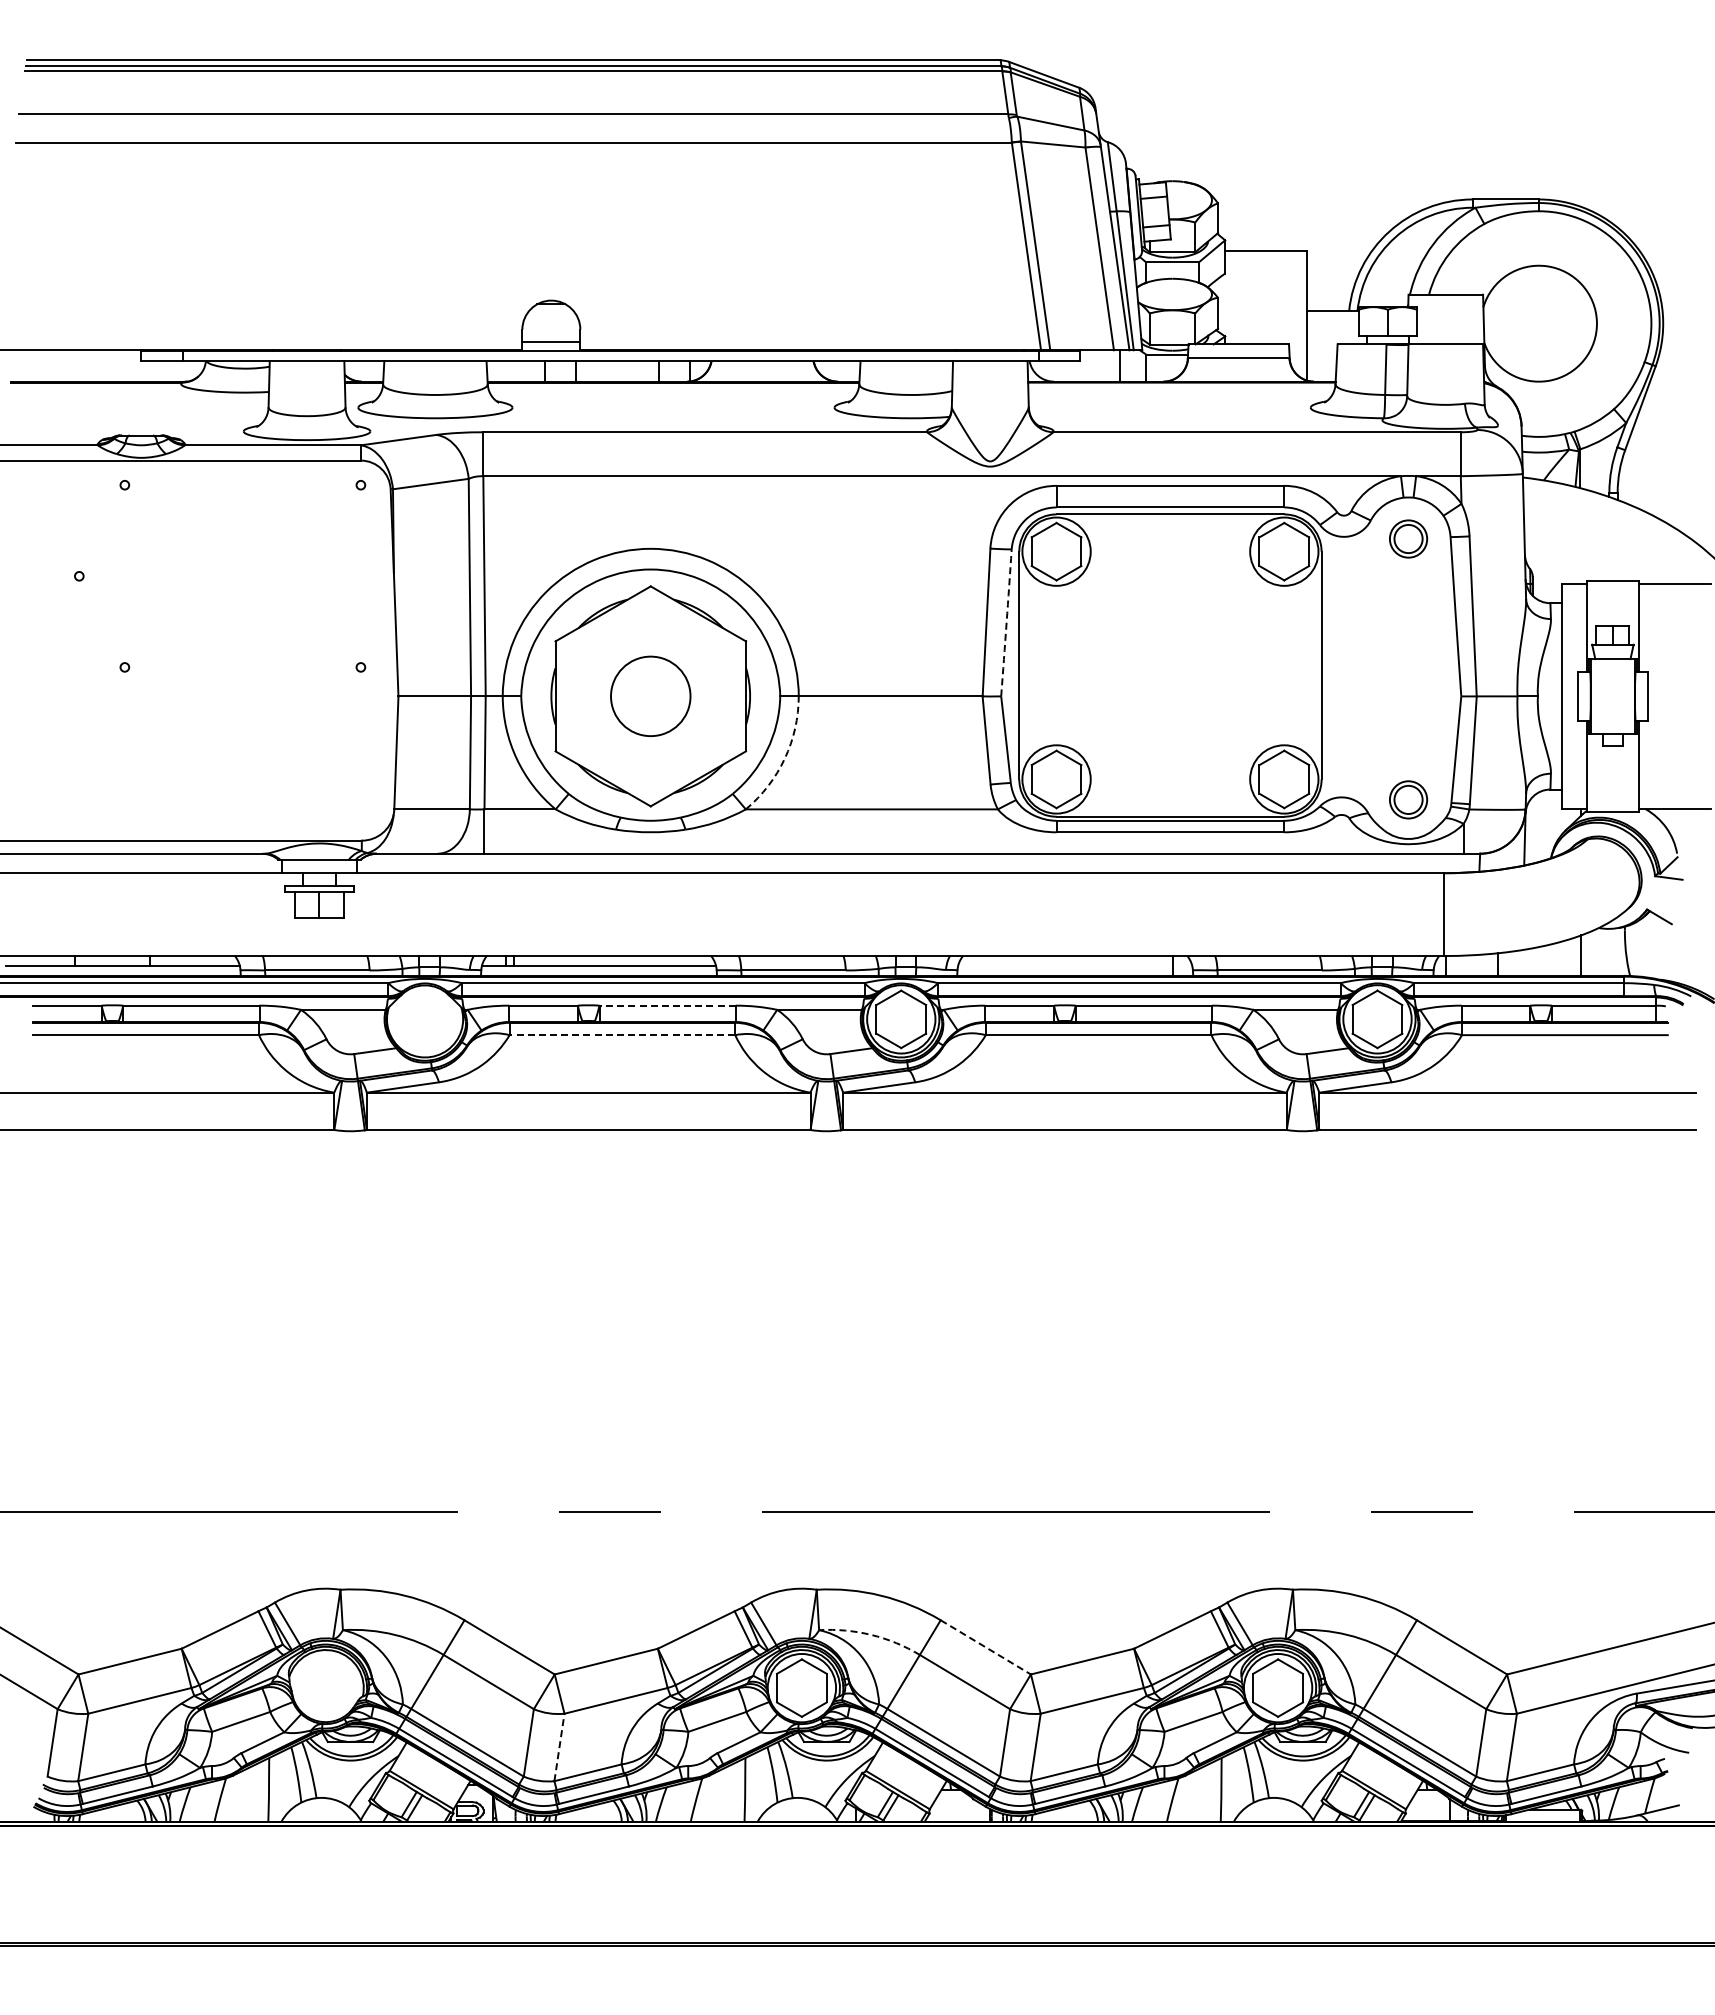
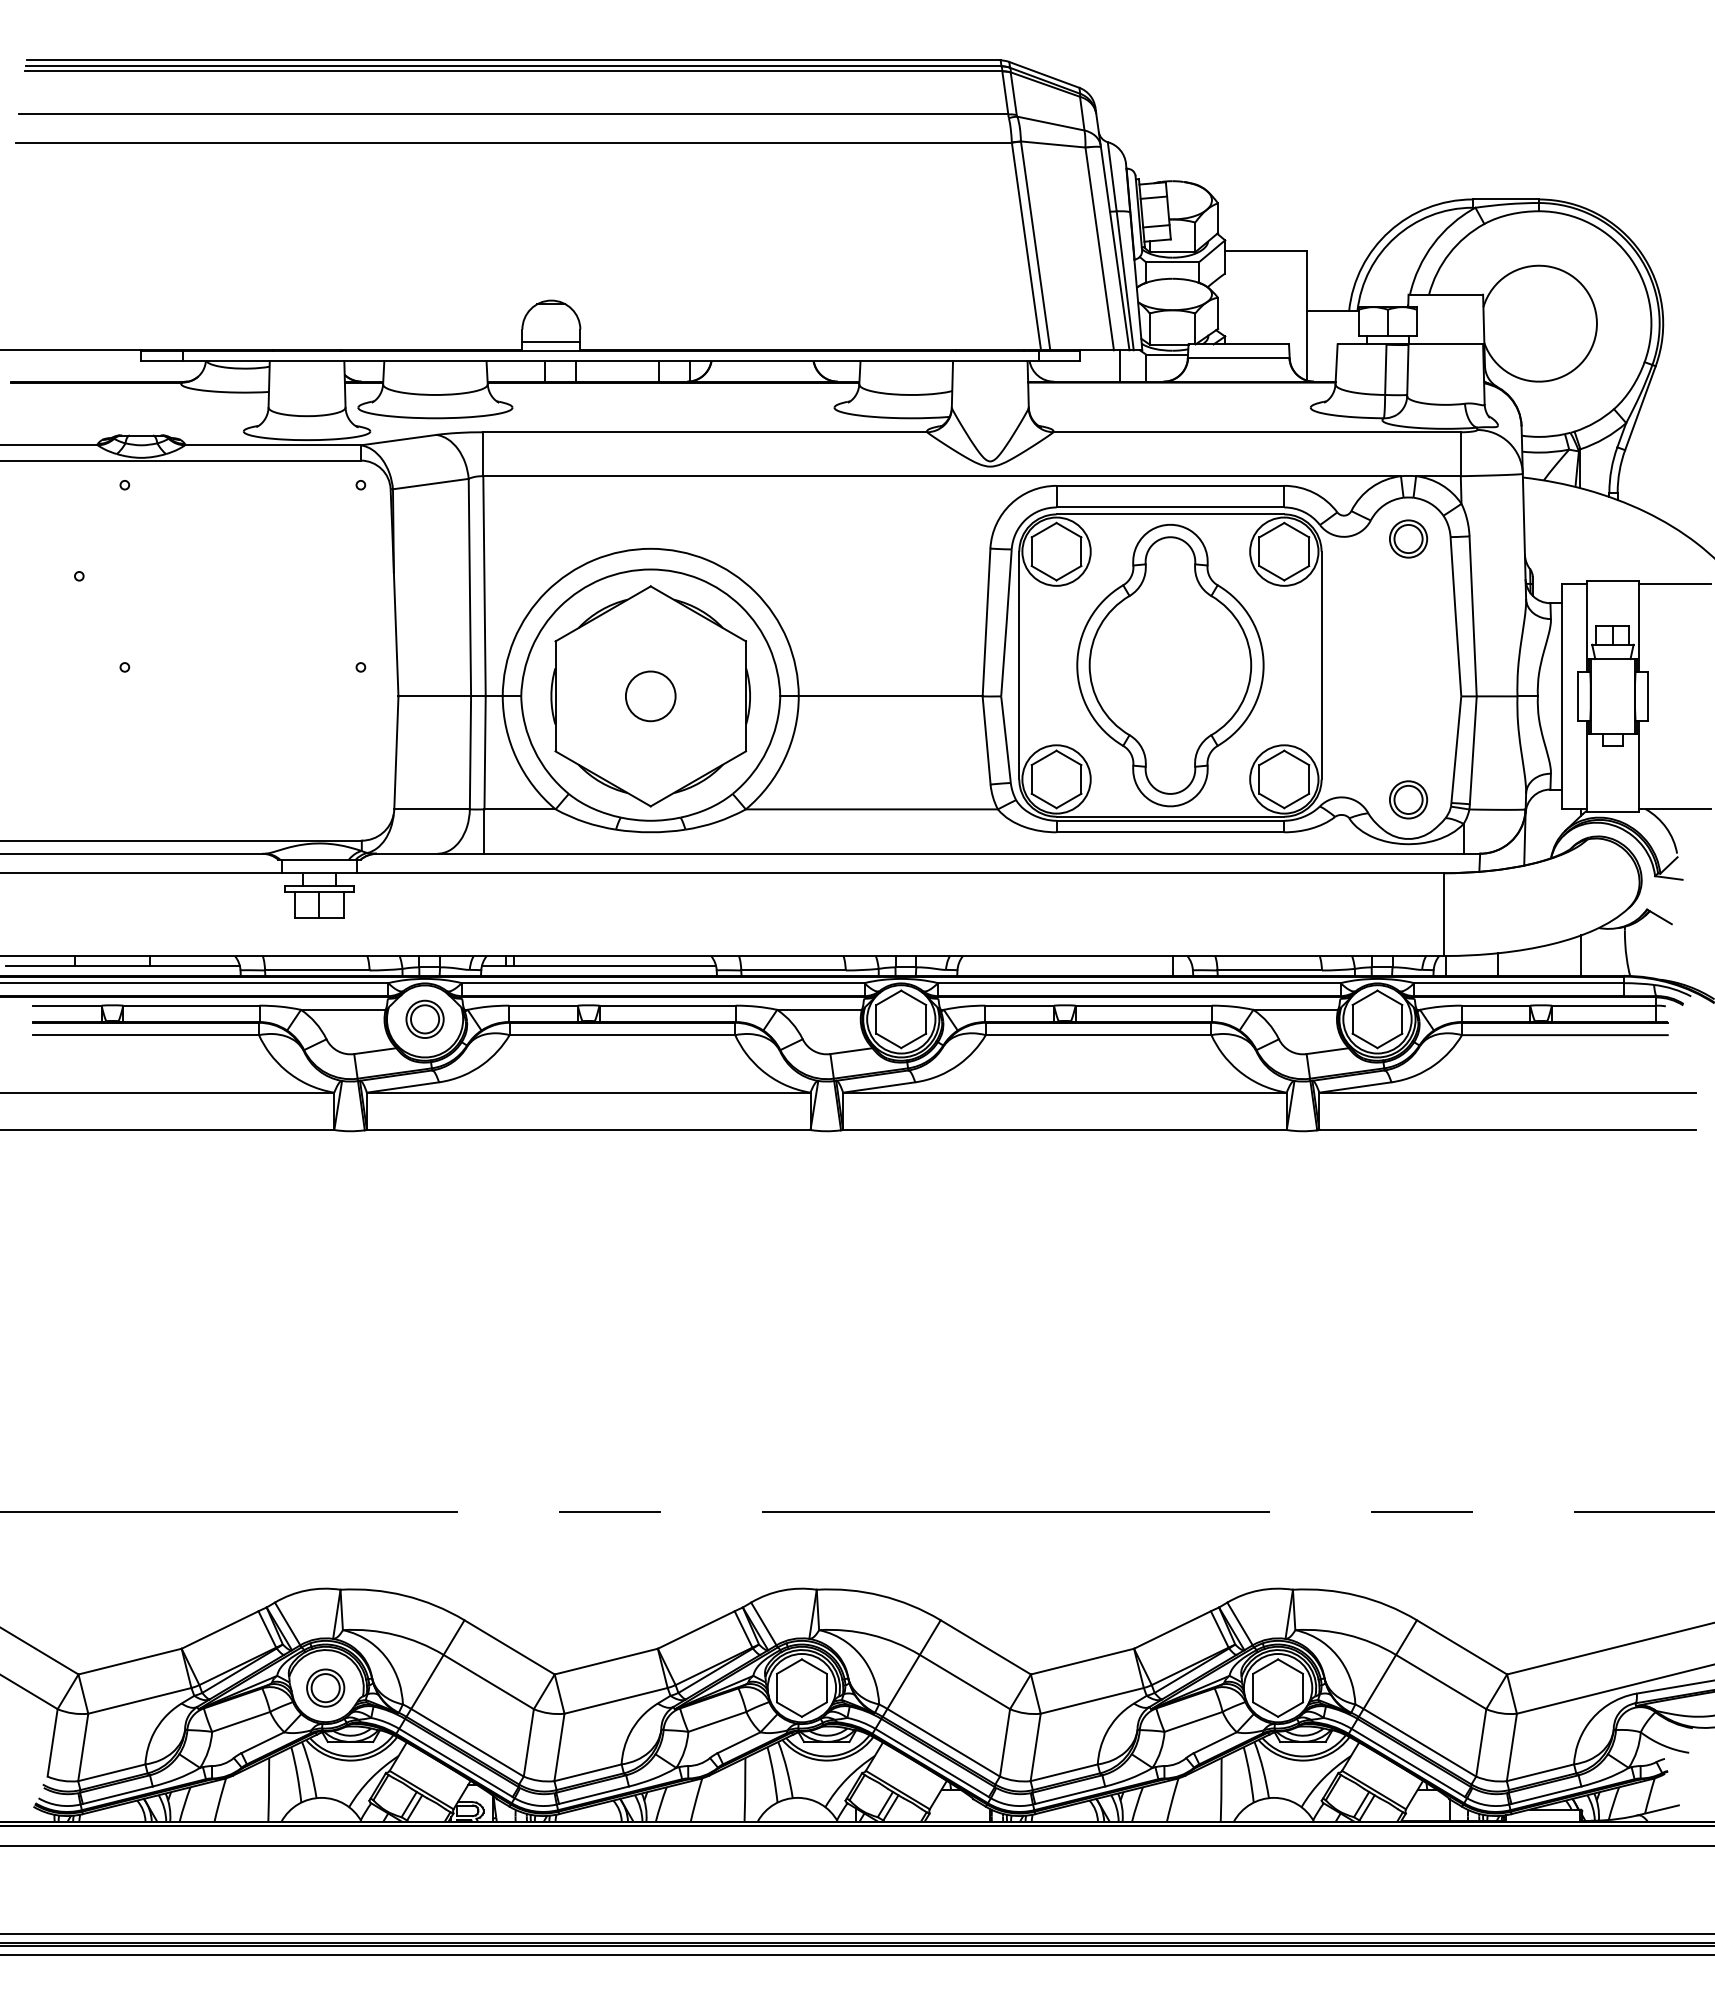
arc: dashed -> solid (1006, 622)
part: none -> present (1170, 665)
circle diameter: 80 px -> 50 px (650, 696)
arc: dashed -> solid (784, 758)
line: dashed -> solid (667, 1005)
part: none -> present (424, 1018)
line: dashed -> solid (622, 1035)
arc: dashed -> solid (871, 1634)
line: dashed -> solid (985, 1647)
part: none -> present (325, 1687)
line: dashed -> solid (559, 1746)
line: none -> present (856, 1845)
line: none -> present (856, 1933)
line: none -> present (856, 1954)
